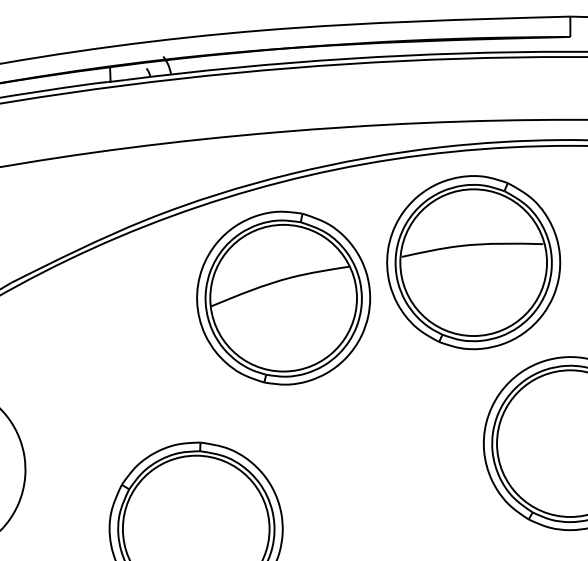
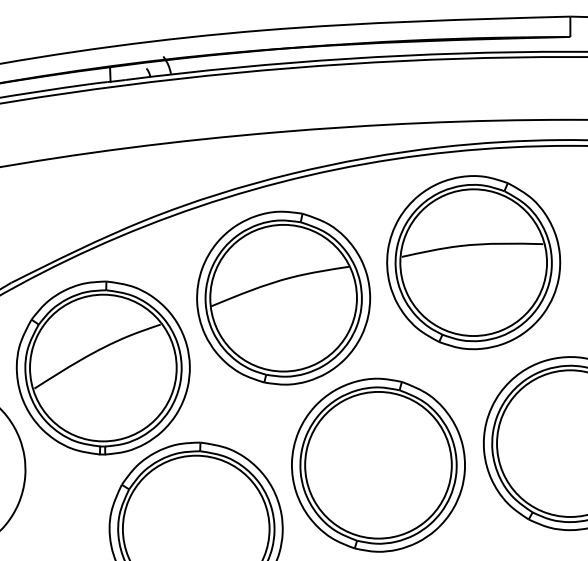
part: none -> present (102, 367)
part: none -> present (378, 464)
